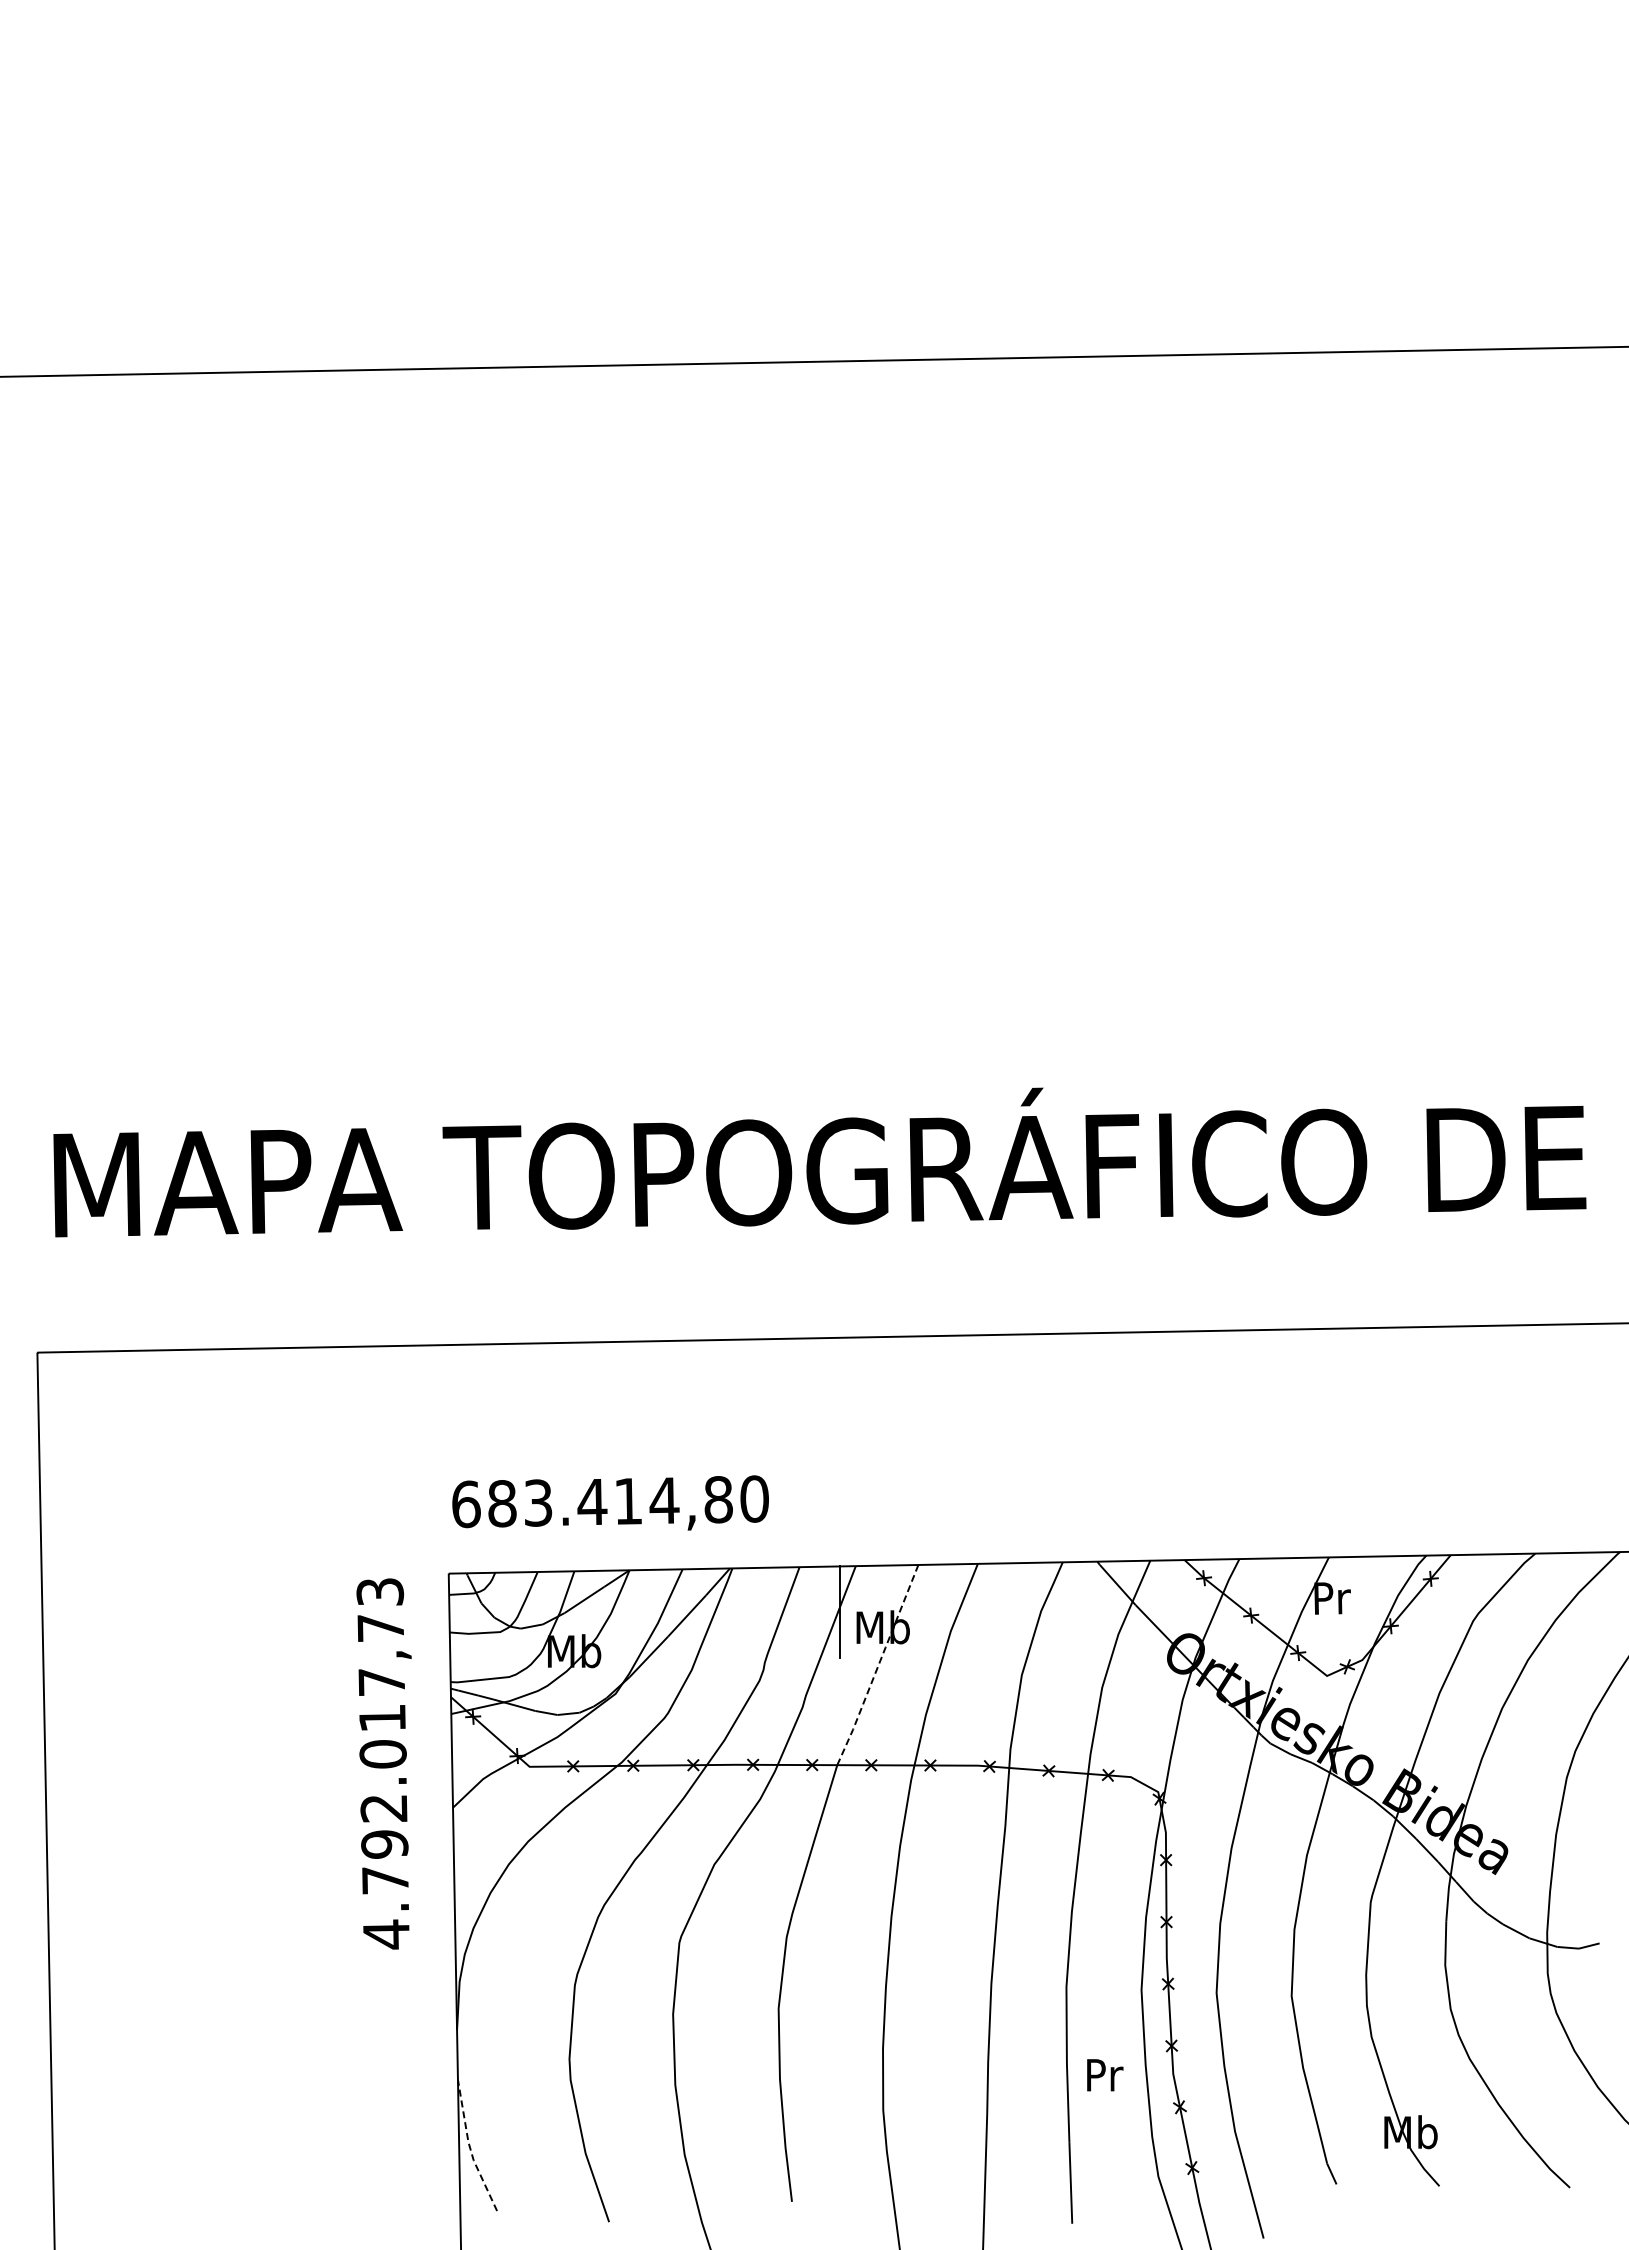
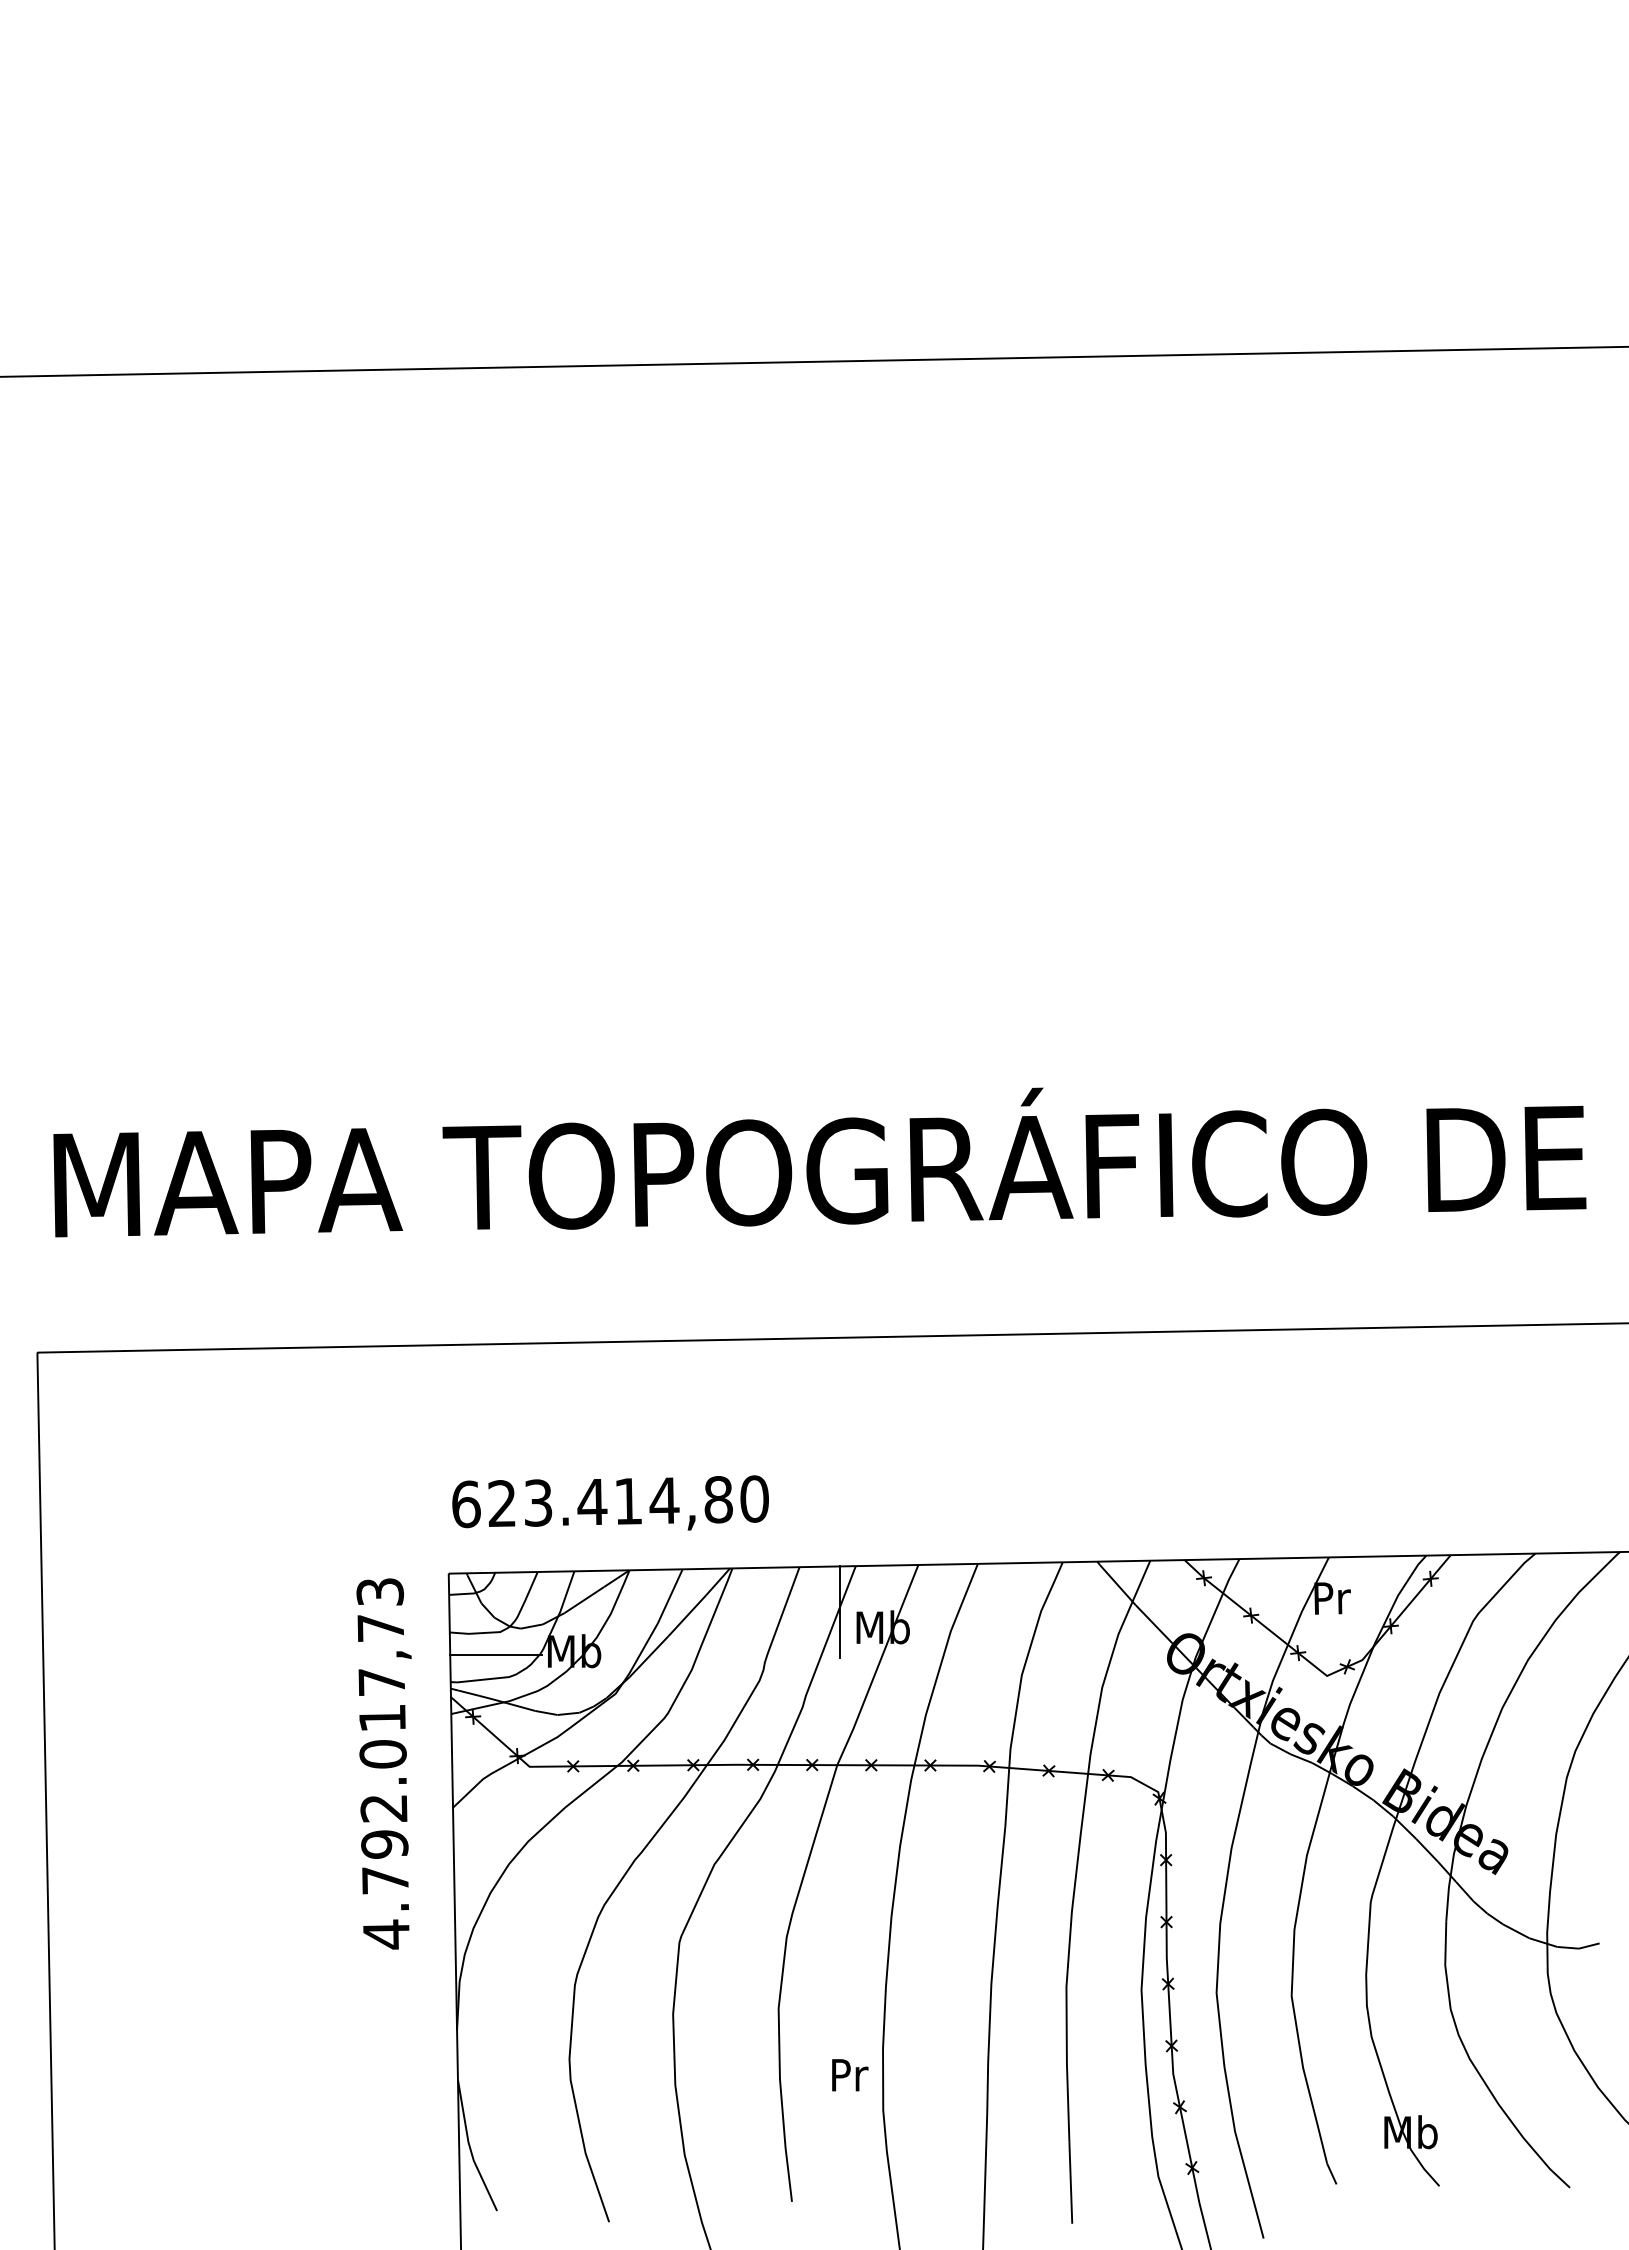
text: 683.414,80 -> 623.414,80 (502, 1503)
line: none -> present (496, 1655)
line: dashed -> solid (878, 1665)
text position: (1105, 2075) -> (850, 2075) (850, 2075)
line: dashed -> solid (470, 2147)
